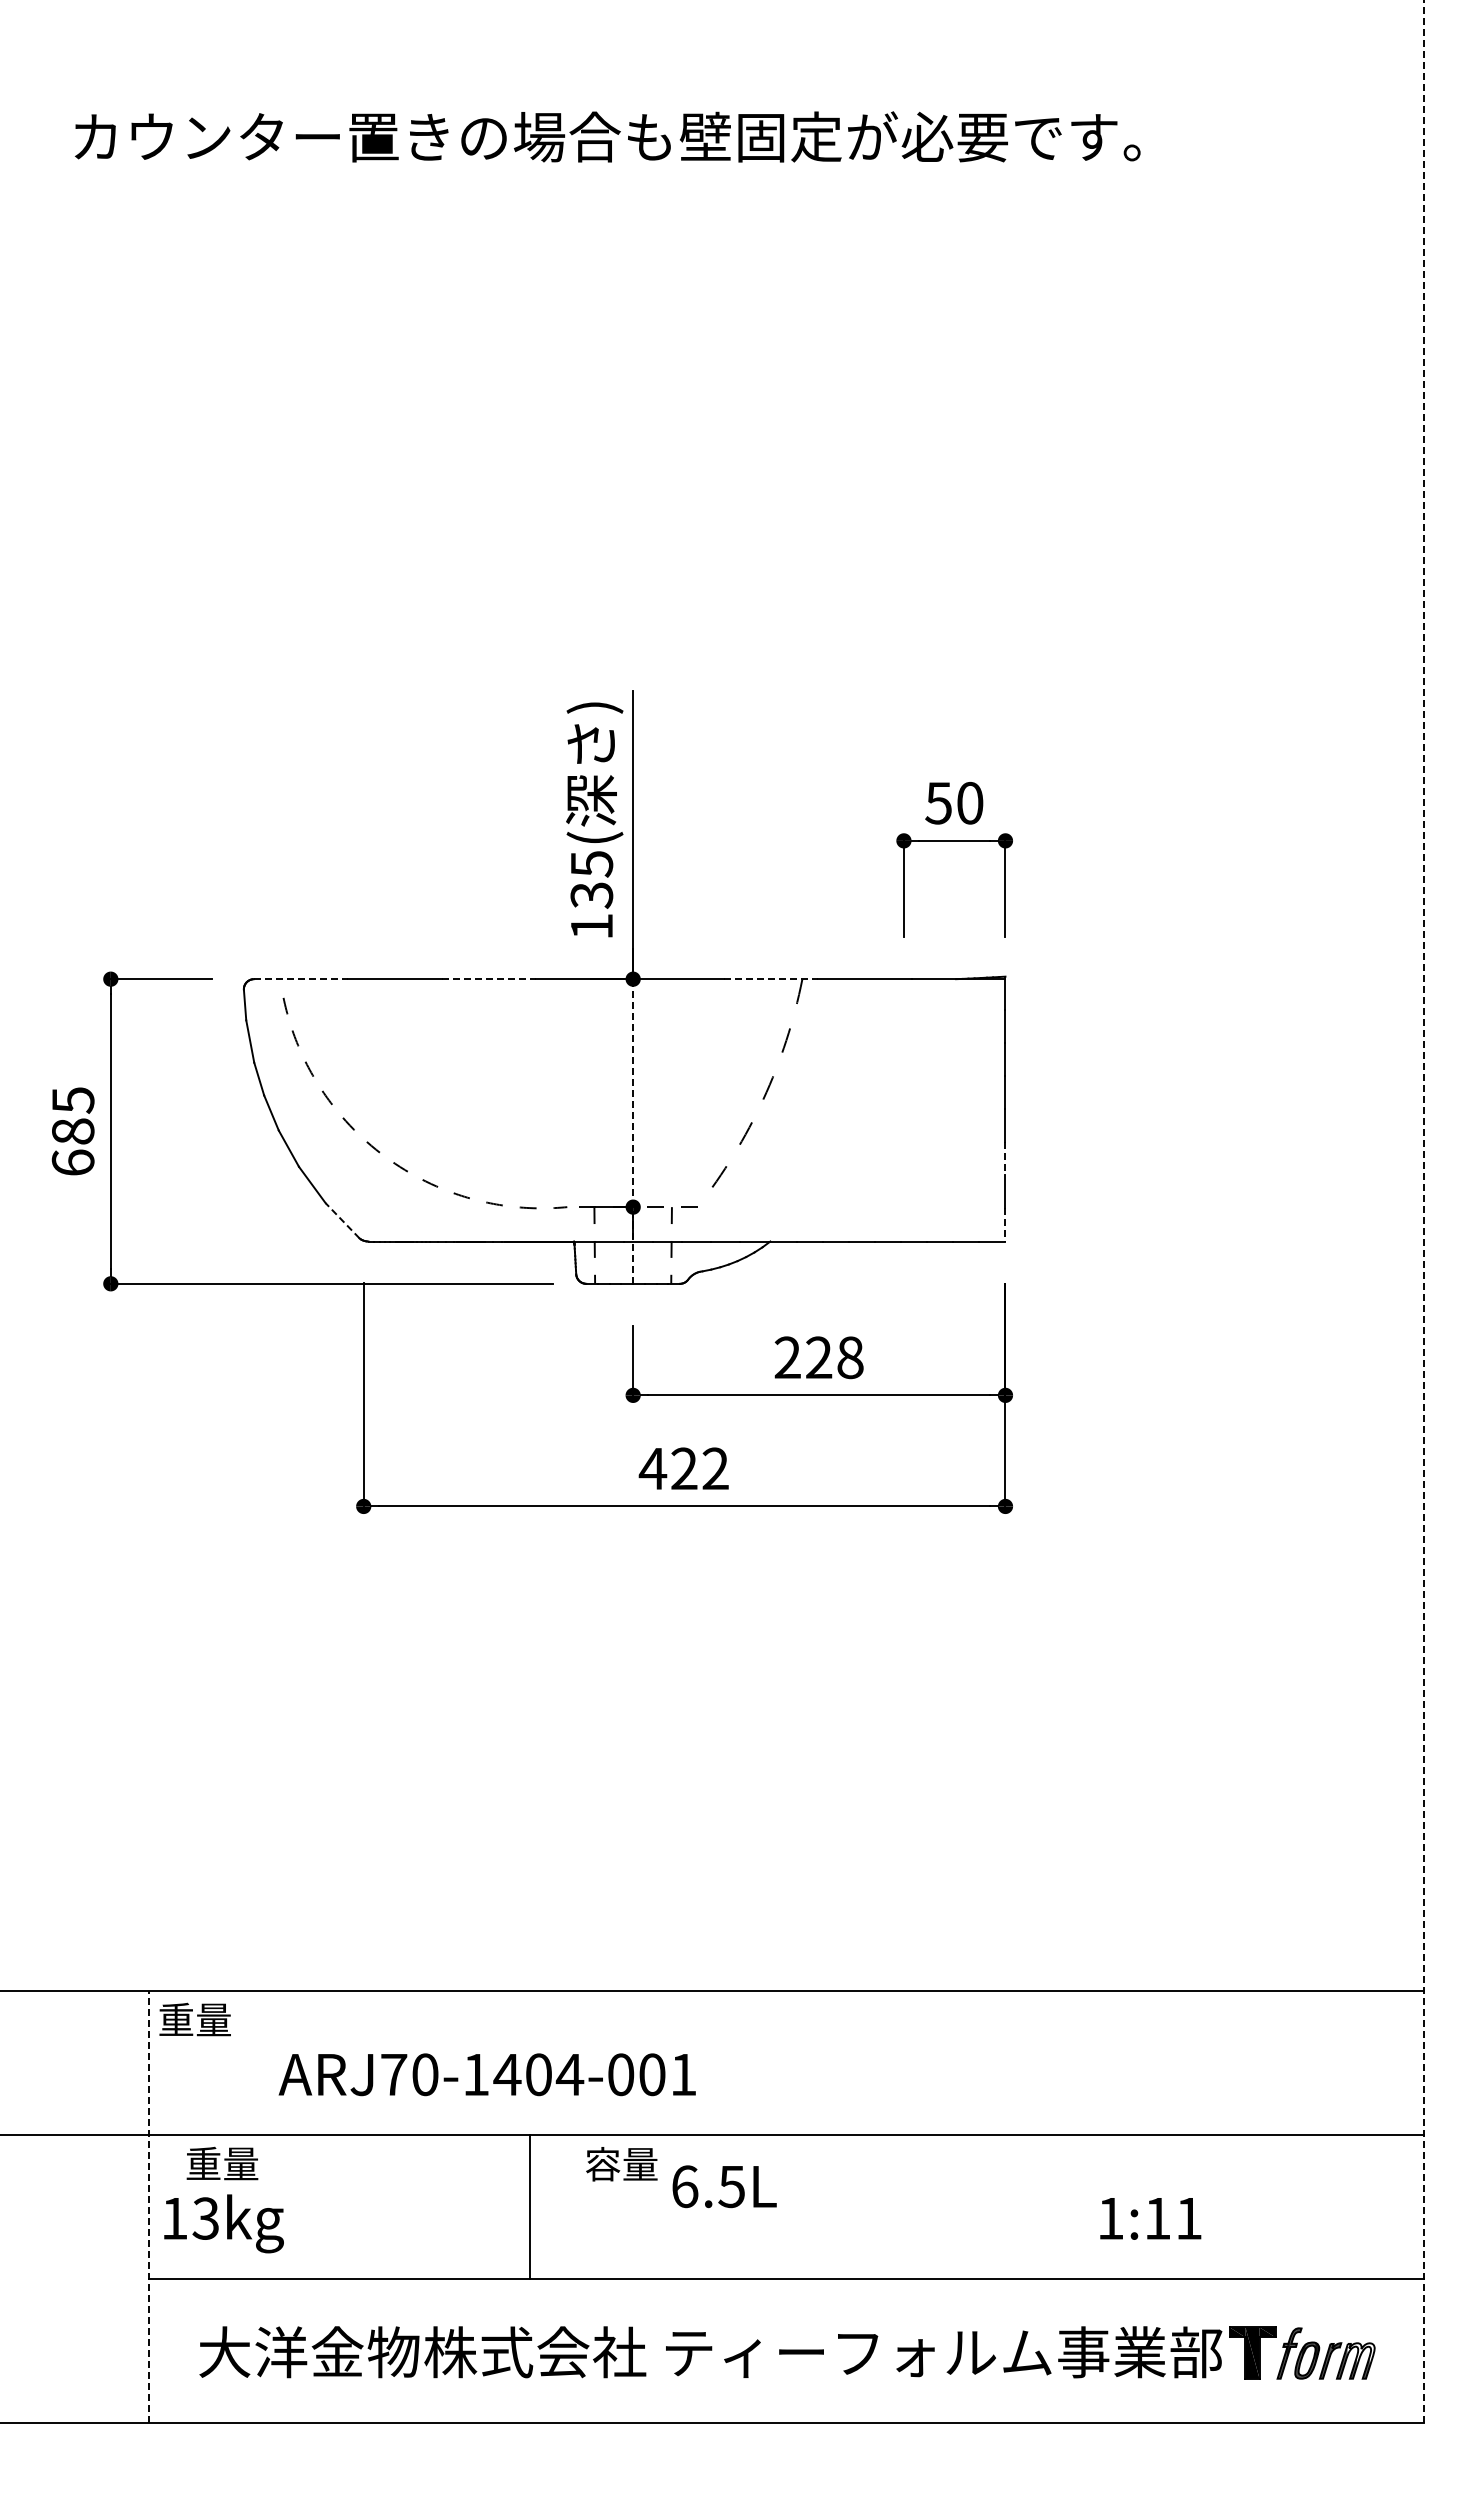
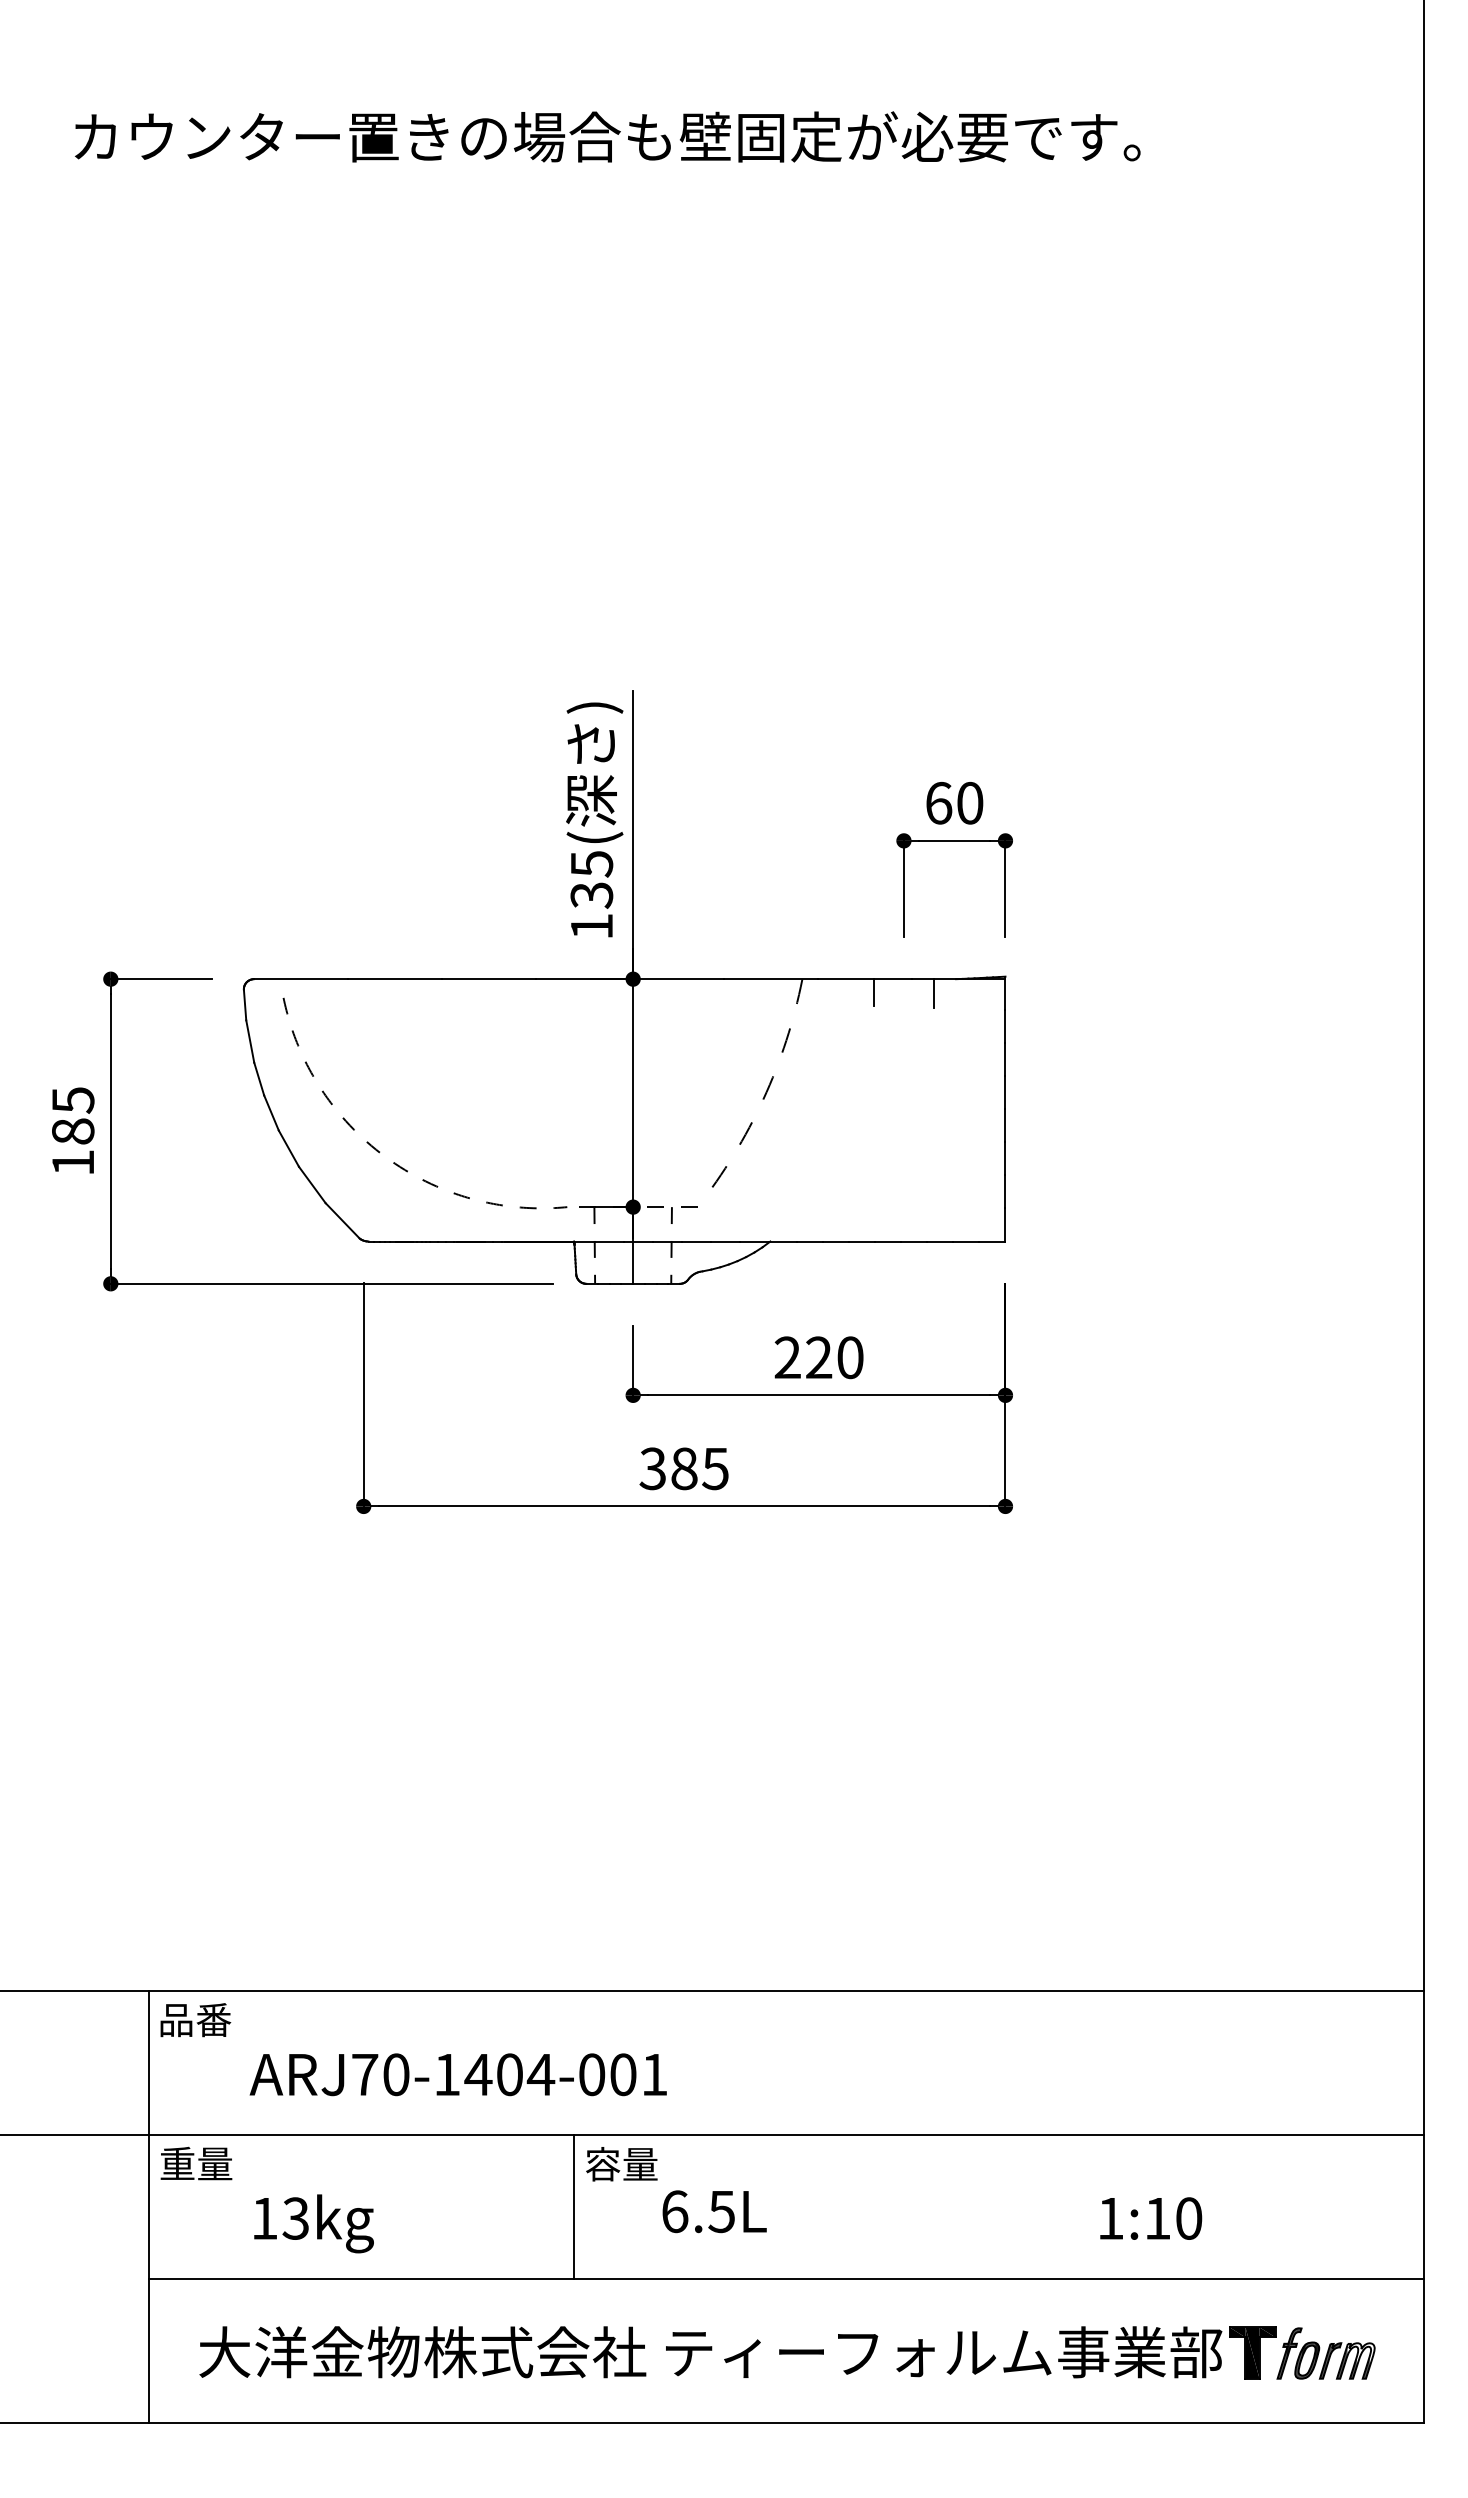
text: 50 -> 60 (938, 802)
line: dashed -> solid (300, 979)
line: dashed -> solid (488, 979)
line: dashed -> solid (770, 979)
line: none -> present (874, 992)
line: none -> present (933, 993)
line: dashed -> solid (633, 1131)
line: dashed -> solid (1005, 1158)
text: 685 -> 185 (72, 1162)
line: dashed -> solid (1423, 1211)
line: dashed -> solid (342, 1220)
line: dashed -> solid (1005, 1224)
text: 228 -> 220 (850, 1357)
text: 422 -> 385 (683, 1468)
text: 重量 -> 品番 (195, 2019)
text position: (486, 2074) -> (457, 2074) (457, 2074)
text position: (222, 2163) -> (196, 2163) (196, 2163)
text position: (724, 2186) -> (714, 2211) (714, 2211)
line: dashed -> solid (149, 2207)
line position: (530, 2207) -> (574, 2207) (574, 2207)
text: 1:11 -> 1:10 (1189, 2218)
text position: (223, 2223) -> (313, 2223) (313, 2223)
